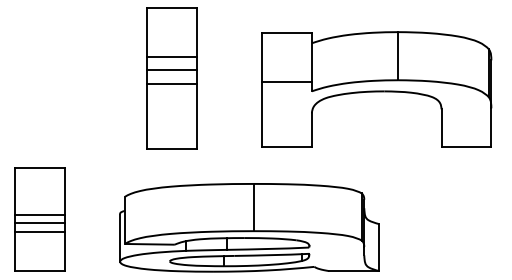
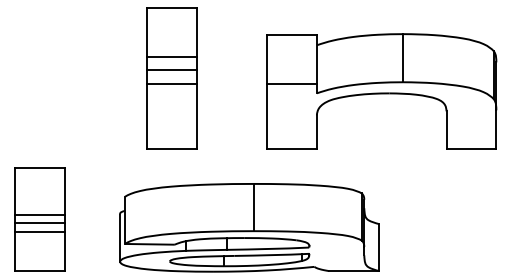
part position: (376, 89) -> (381, 91) (381, 91)
